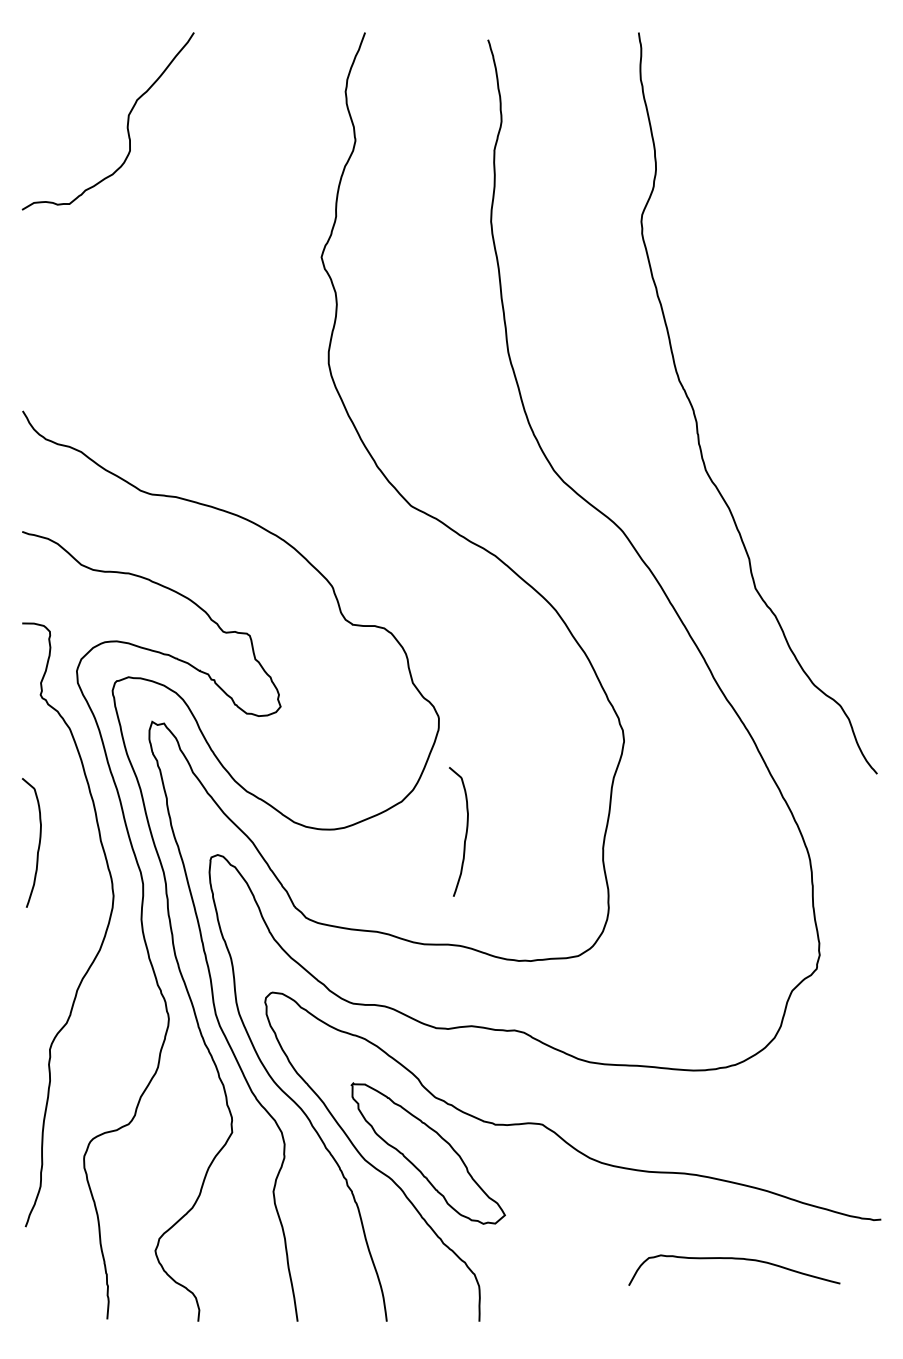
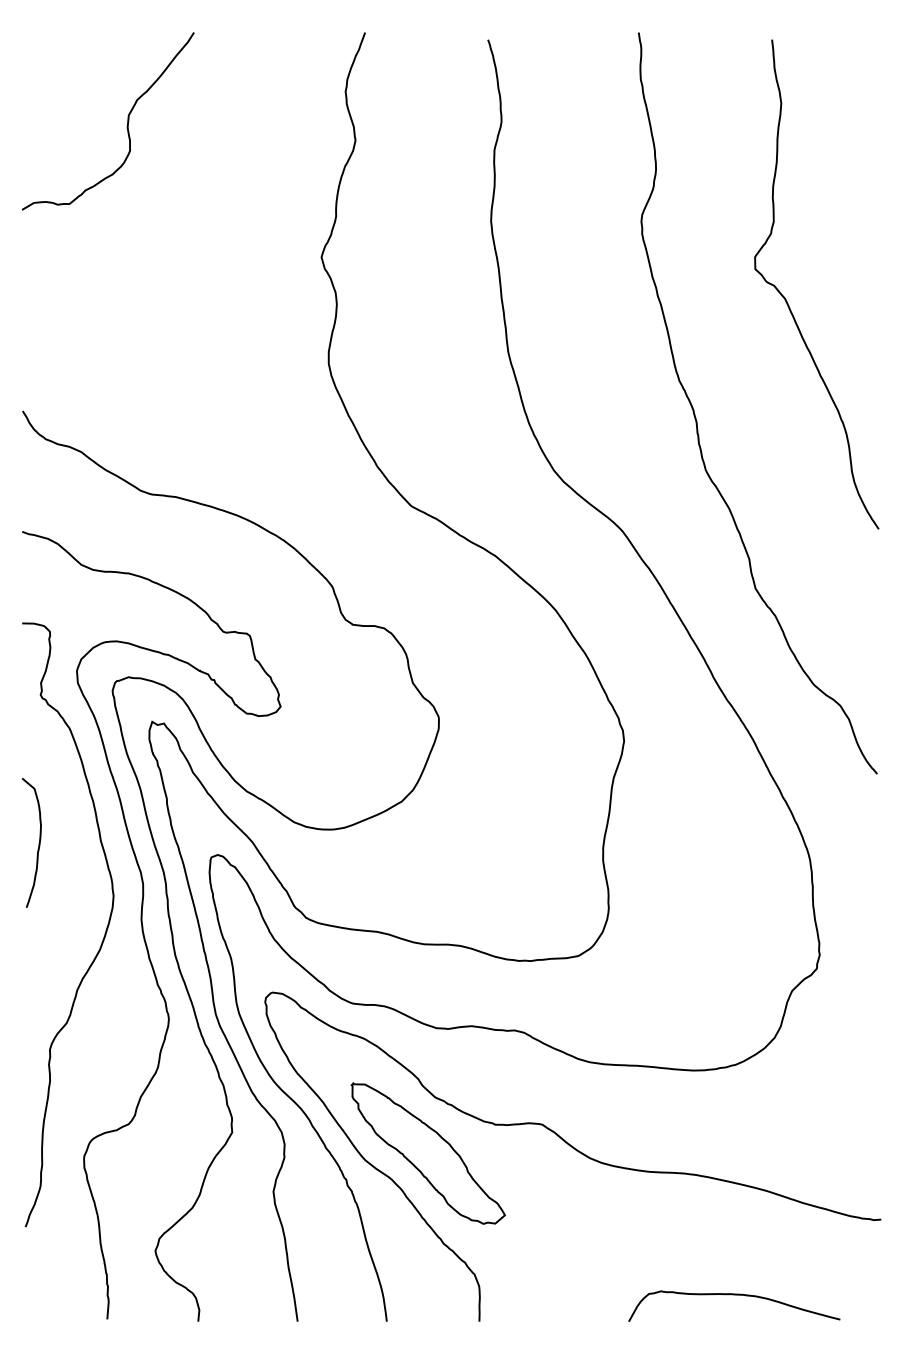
curve: none -> present (786, 299)
curve: present -> none (465, 832)
curve position: (734, 1259) -> (734, 1295) (734, 1295)
